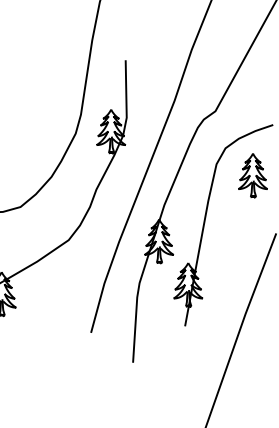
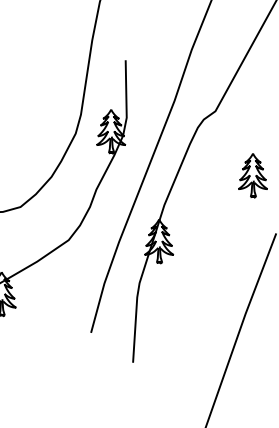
part: present -> none (205, 223)
